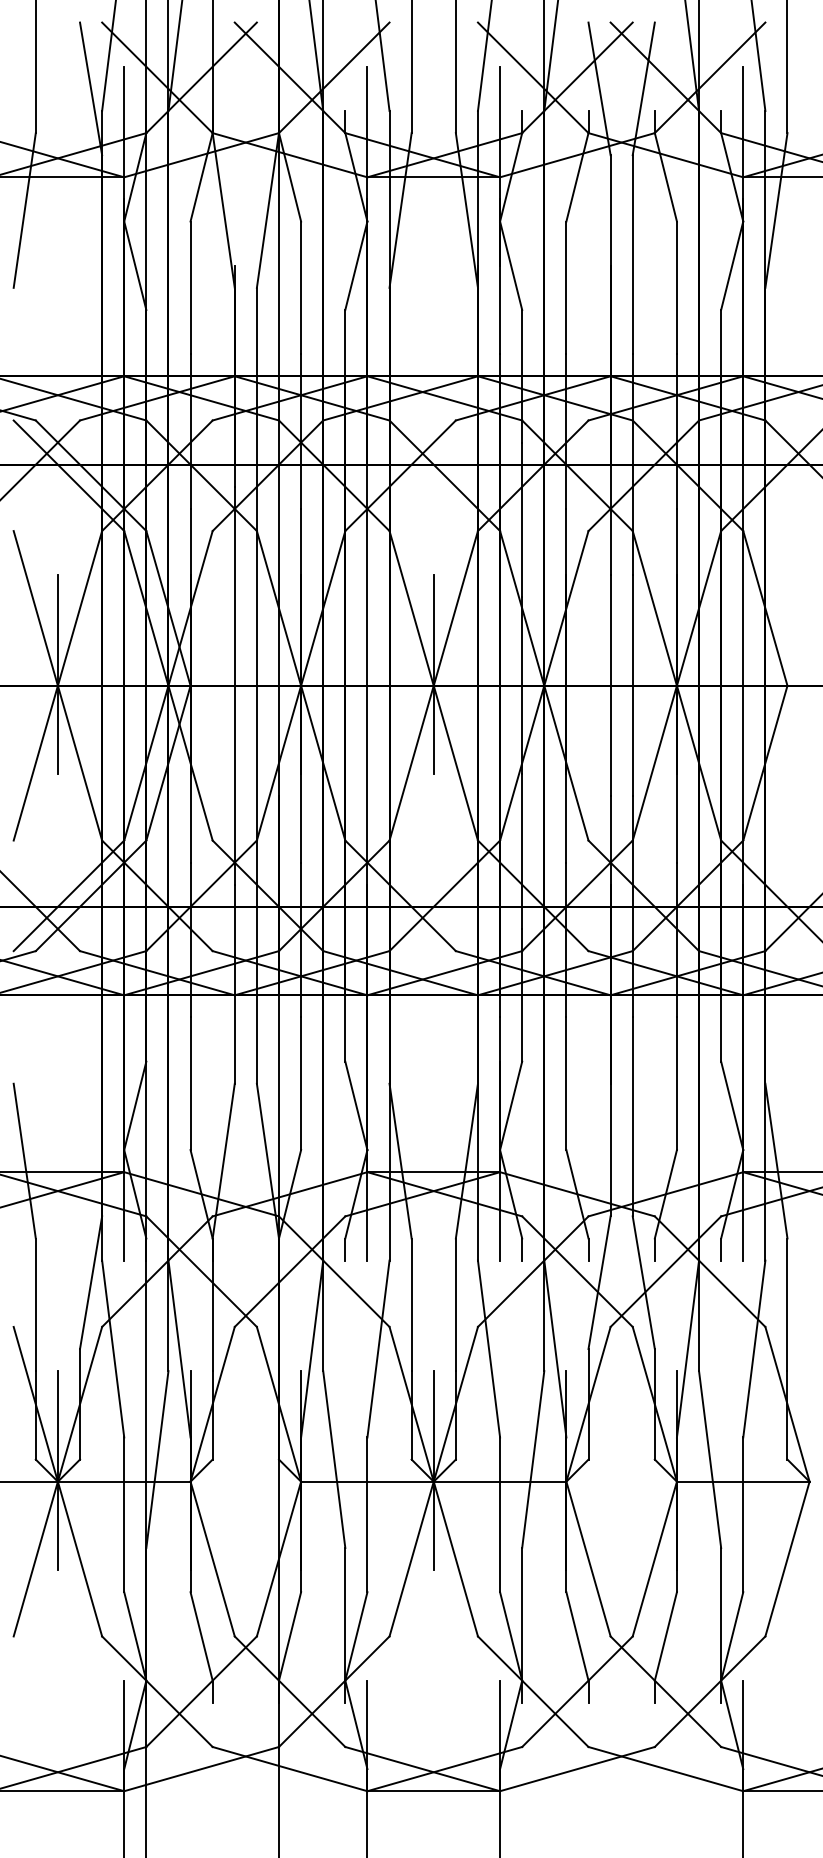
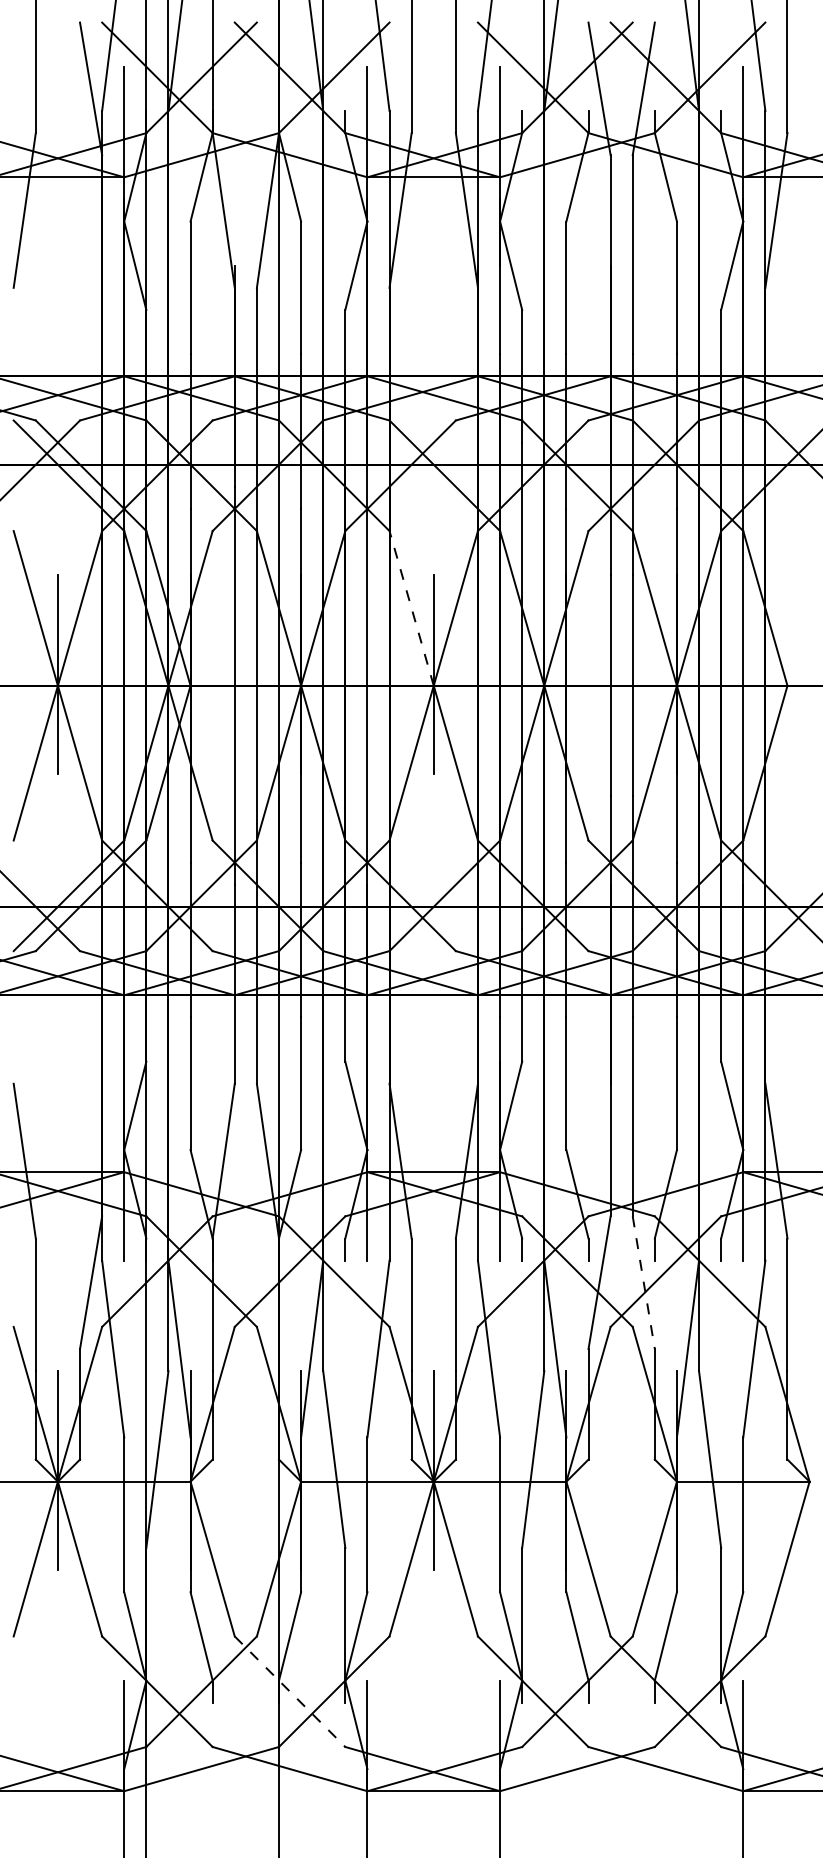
line: solid -> dashed (411, 607)
line: solid -> dashed (643, 1283)
line: solid -> dashed (290, 1692)
